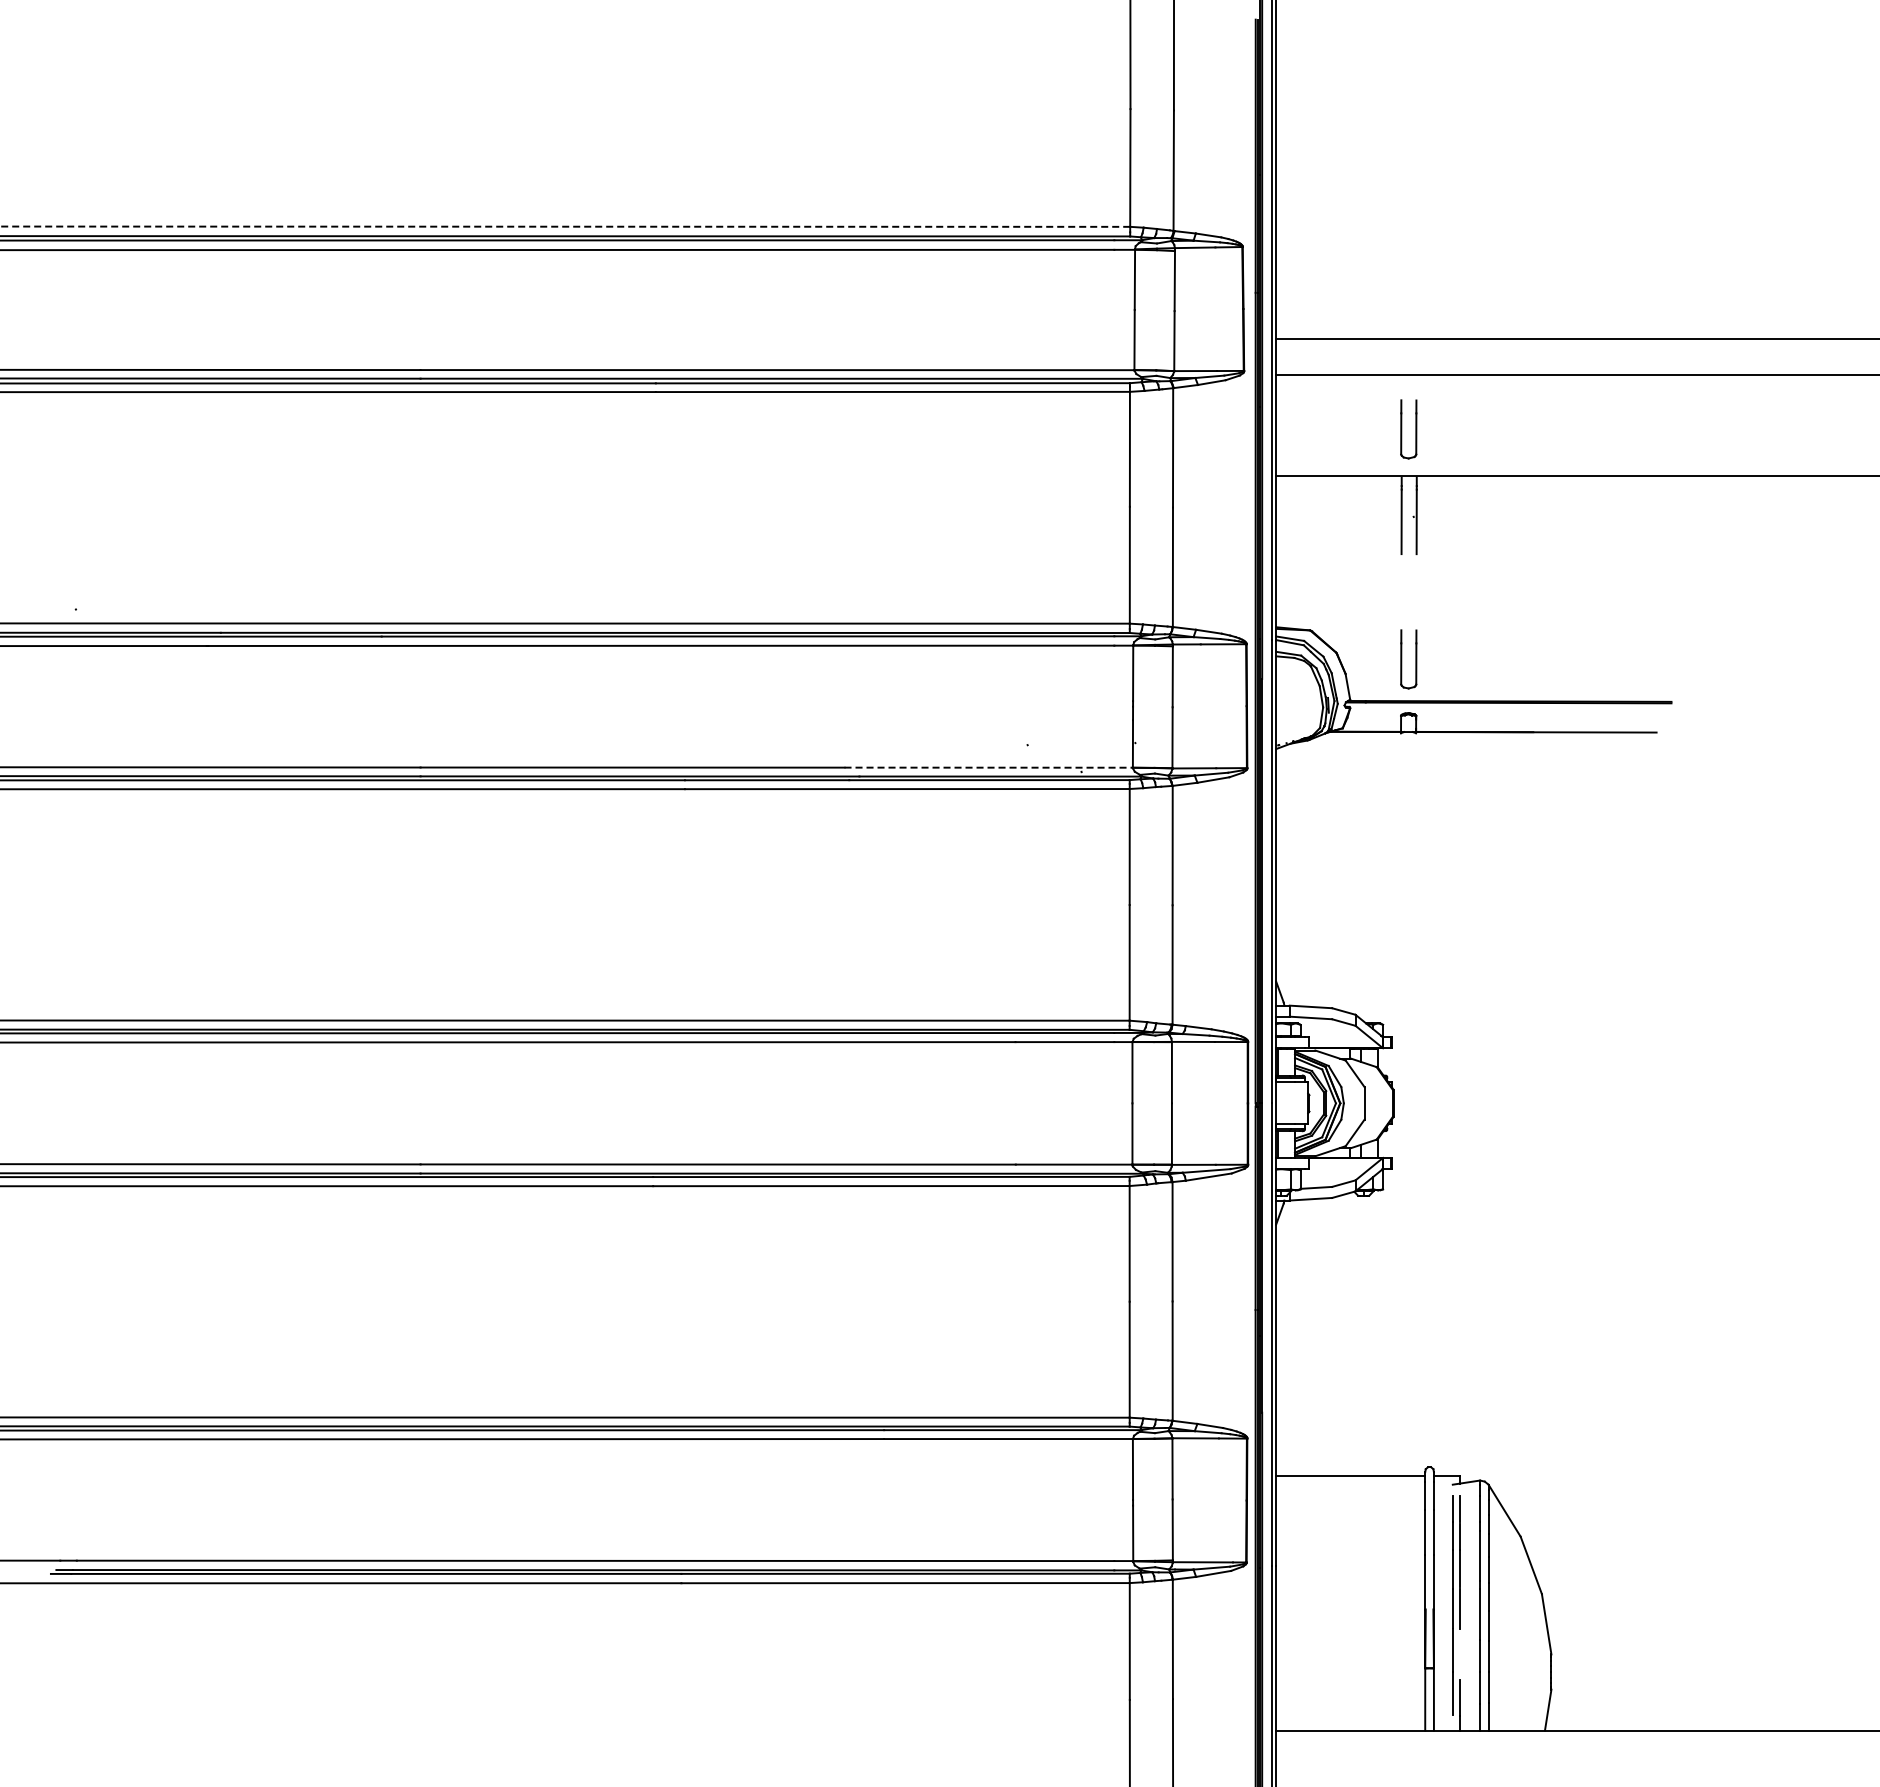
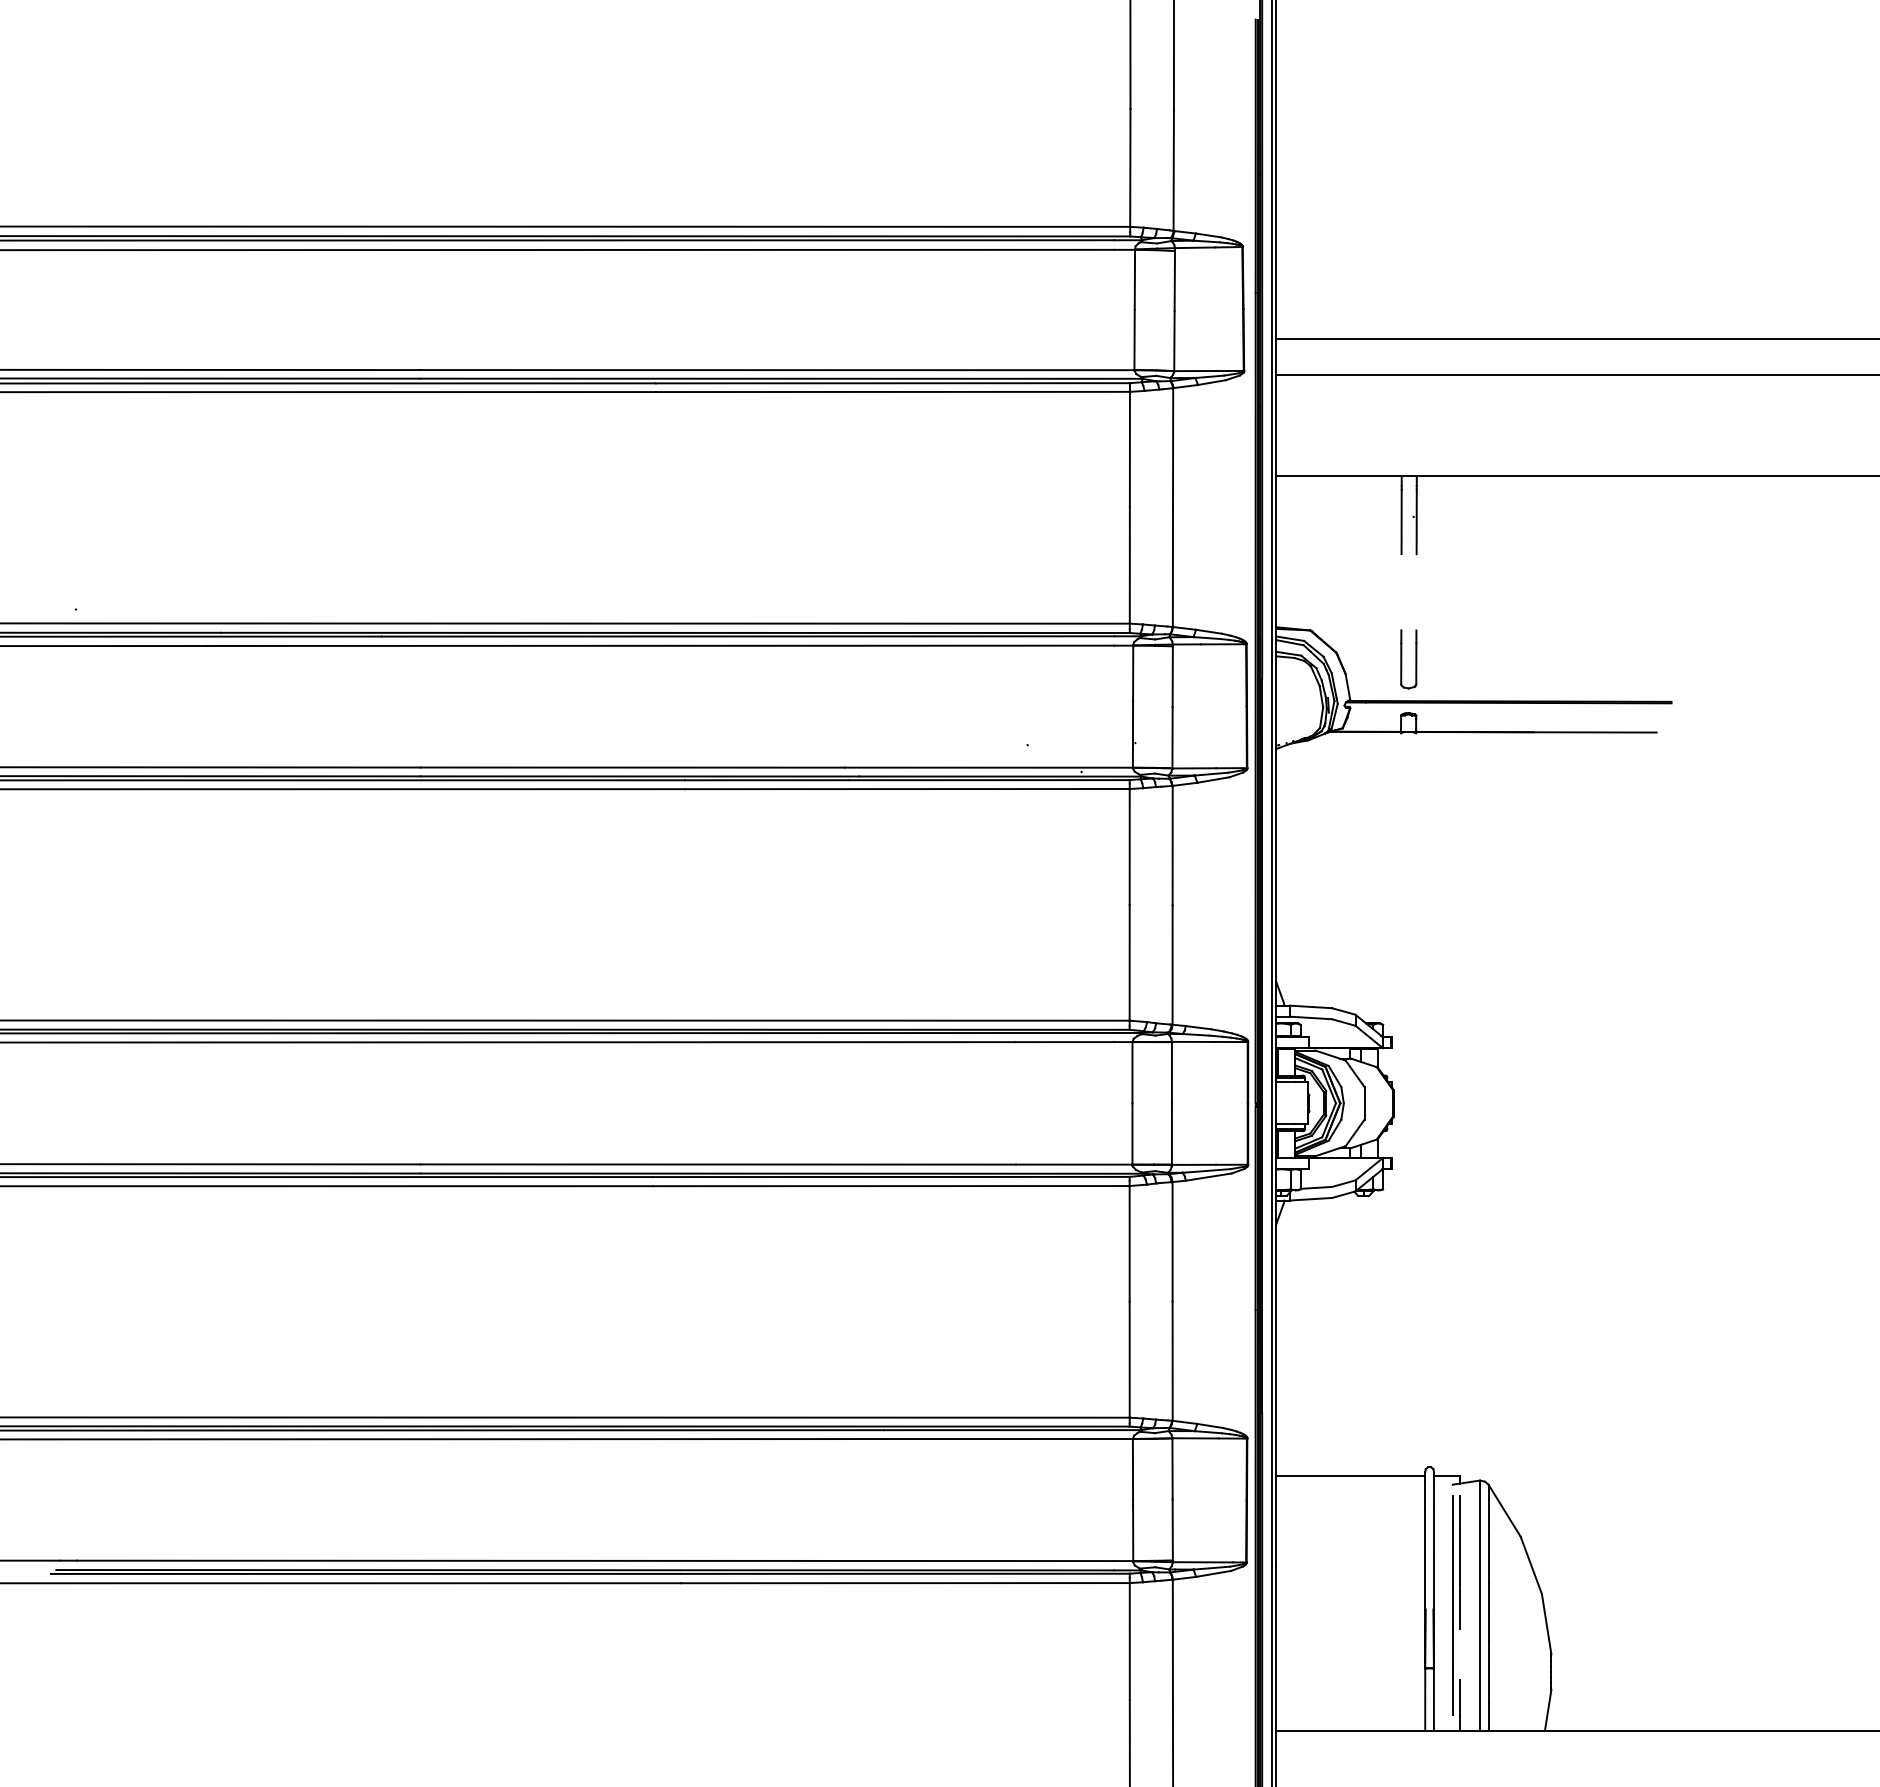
line: dashed -> solid (564, 226)
part: present -> none (1408, 429)
line: dashed -> solid (989, 767)
